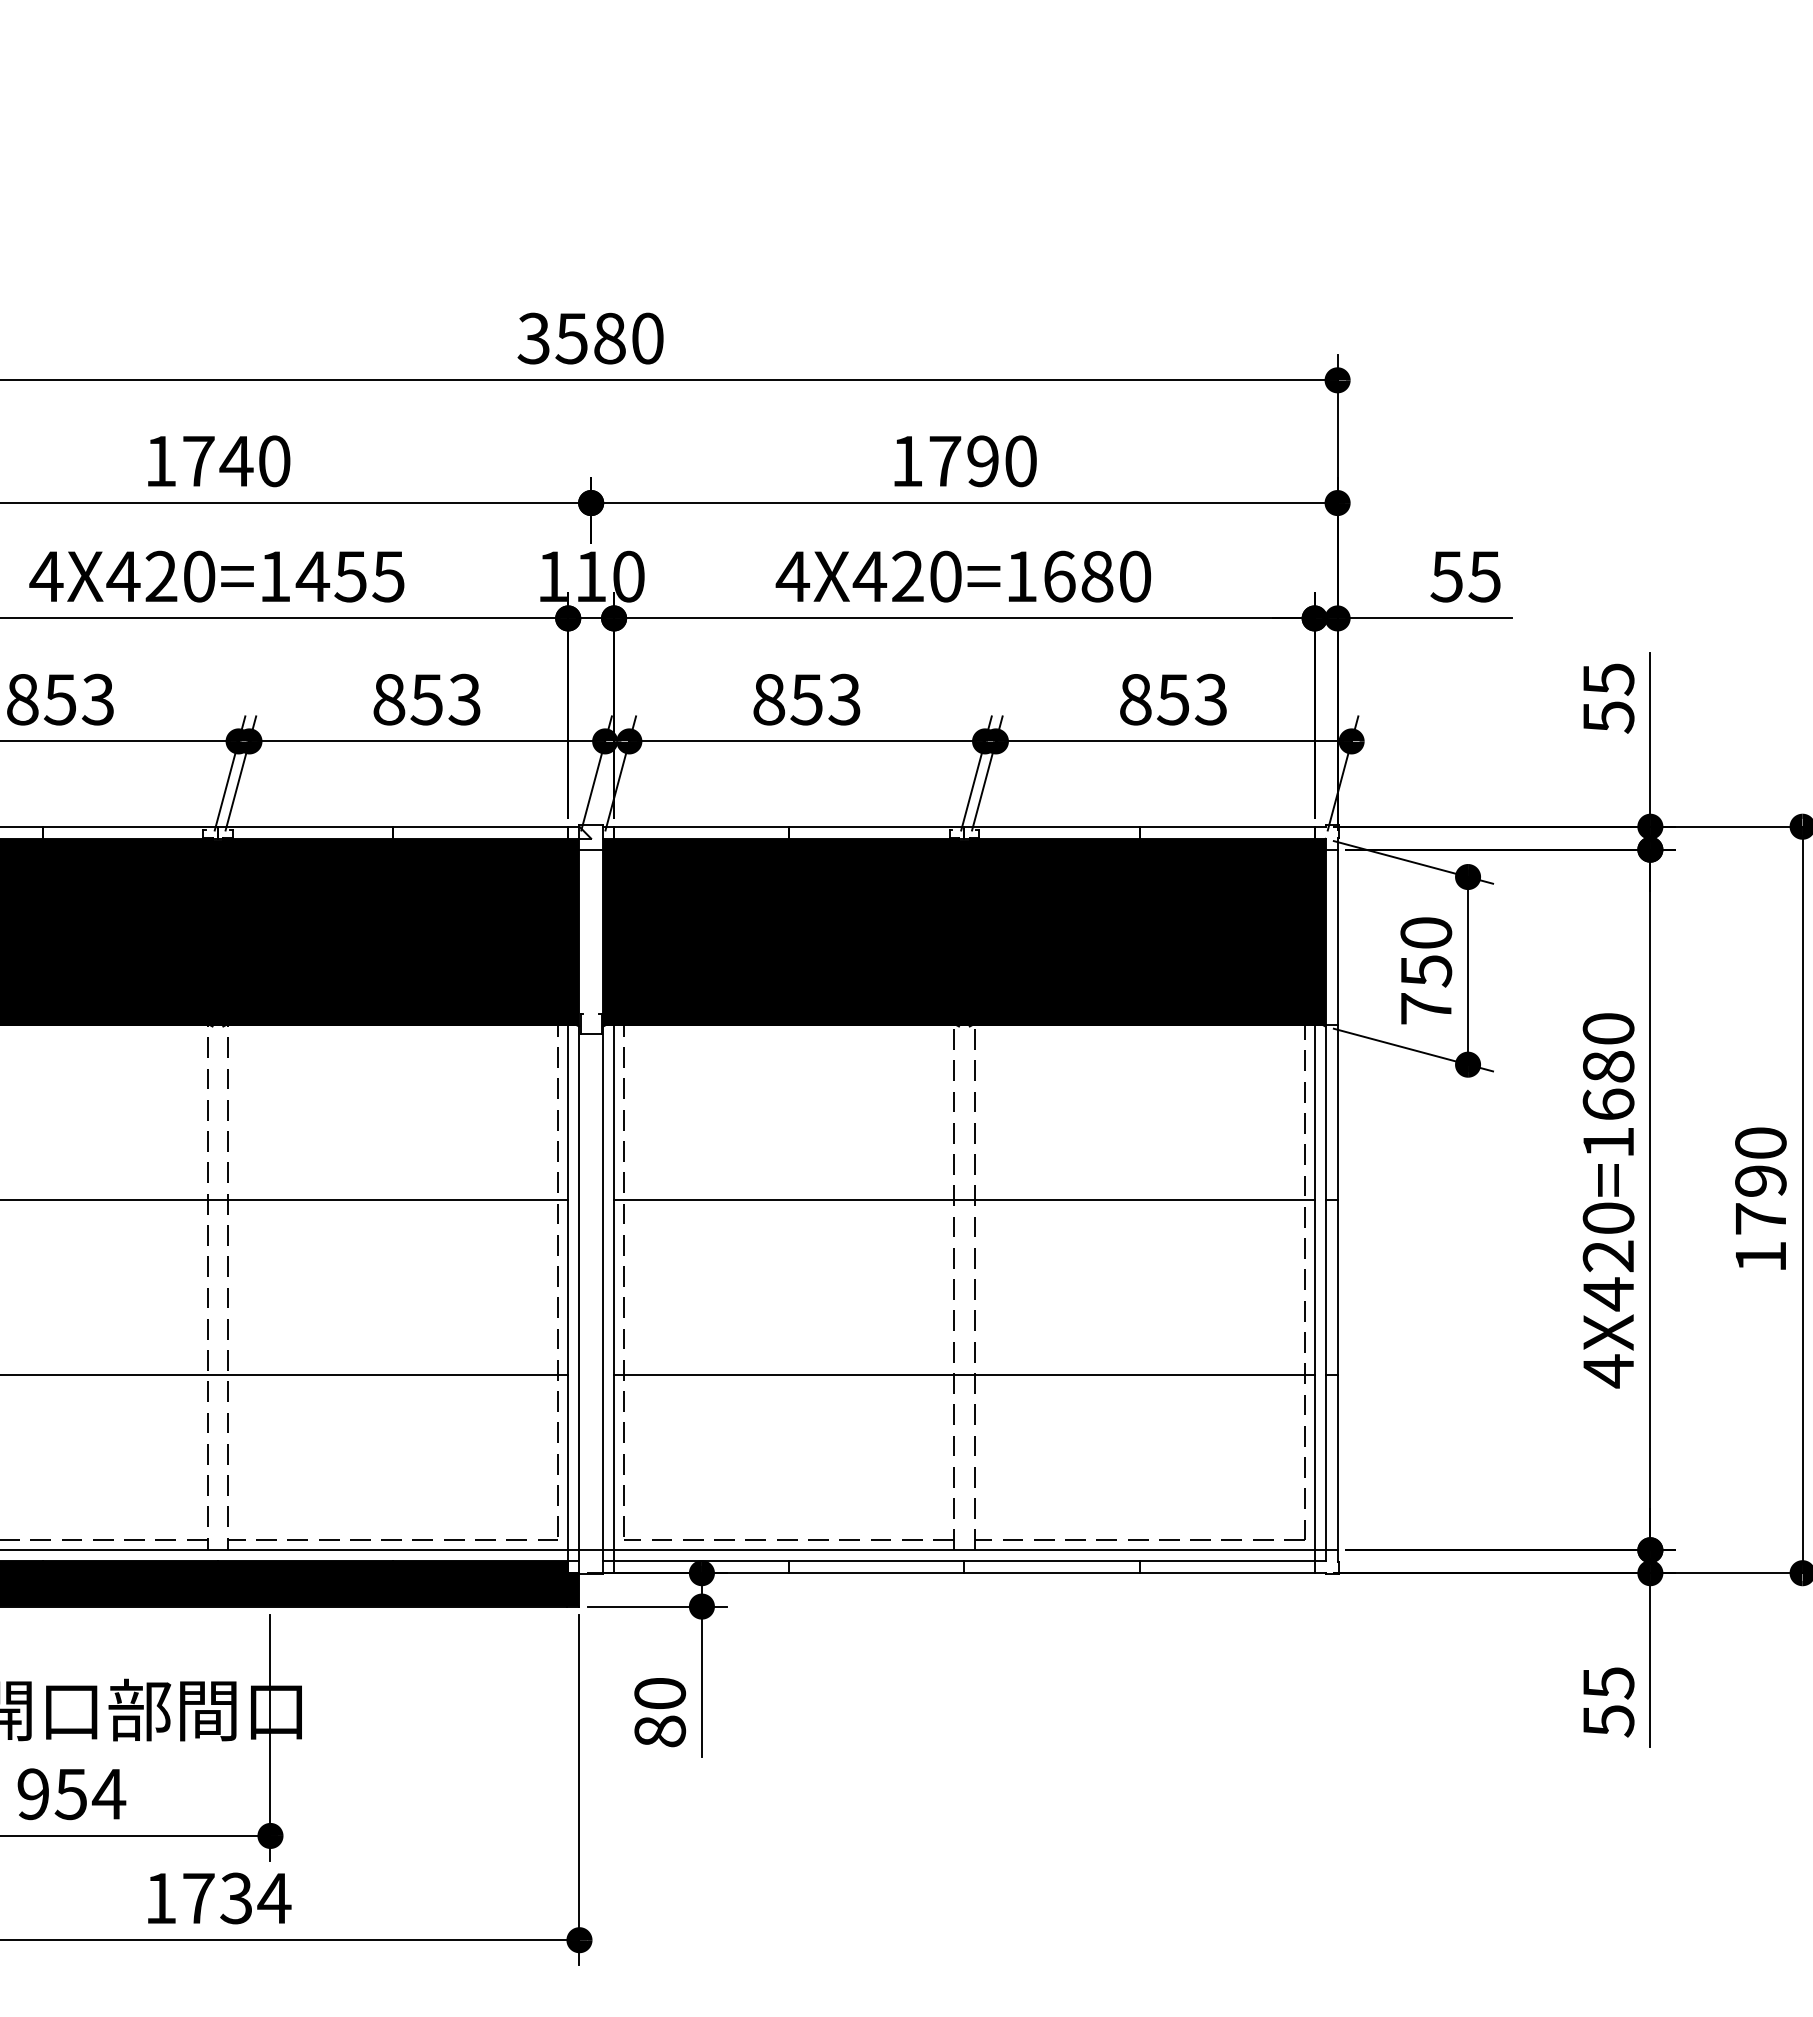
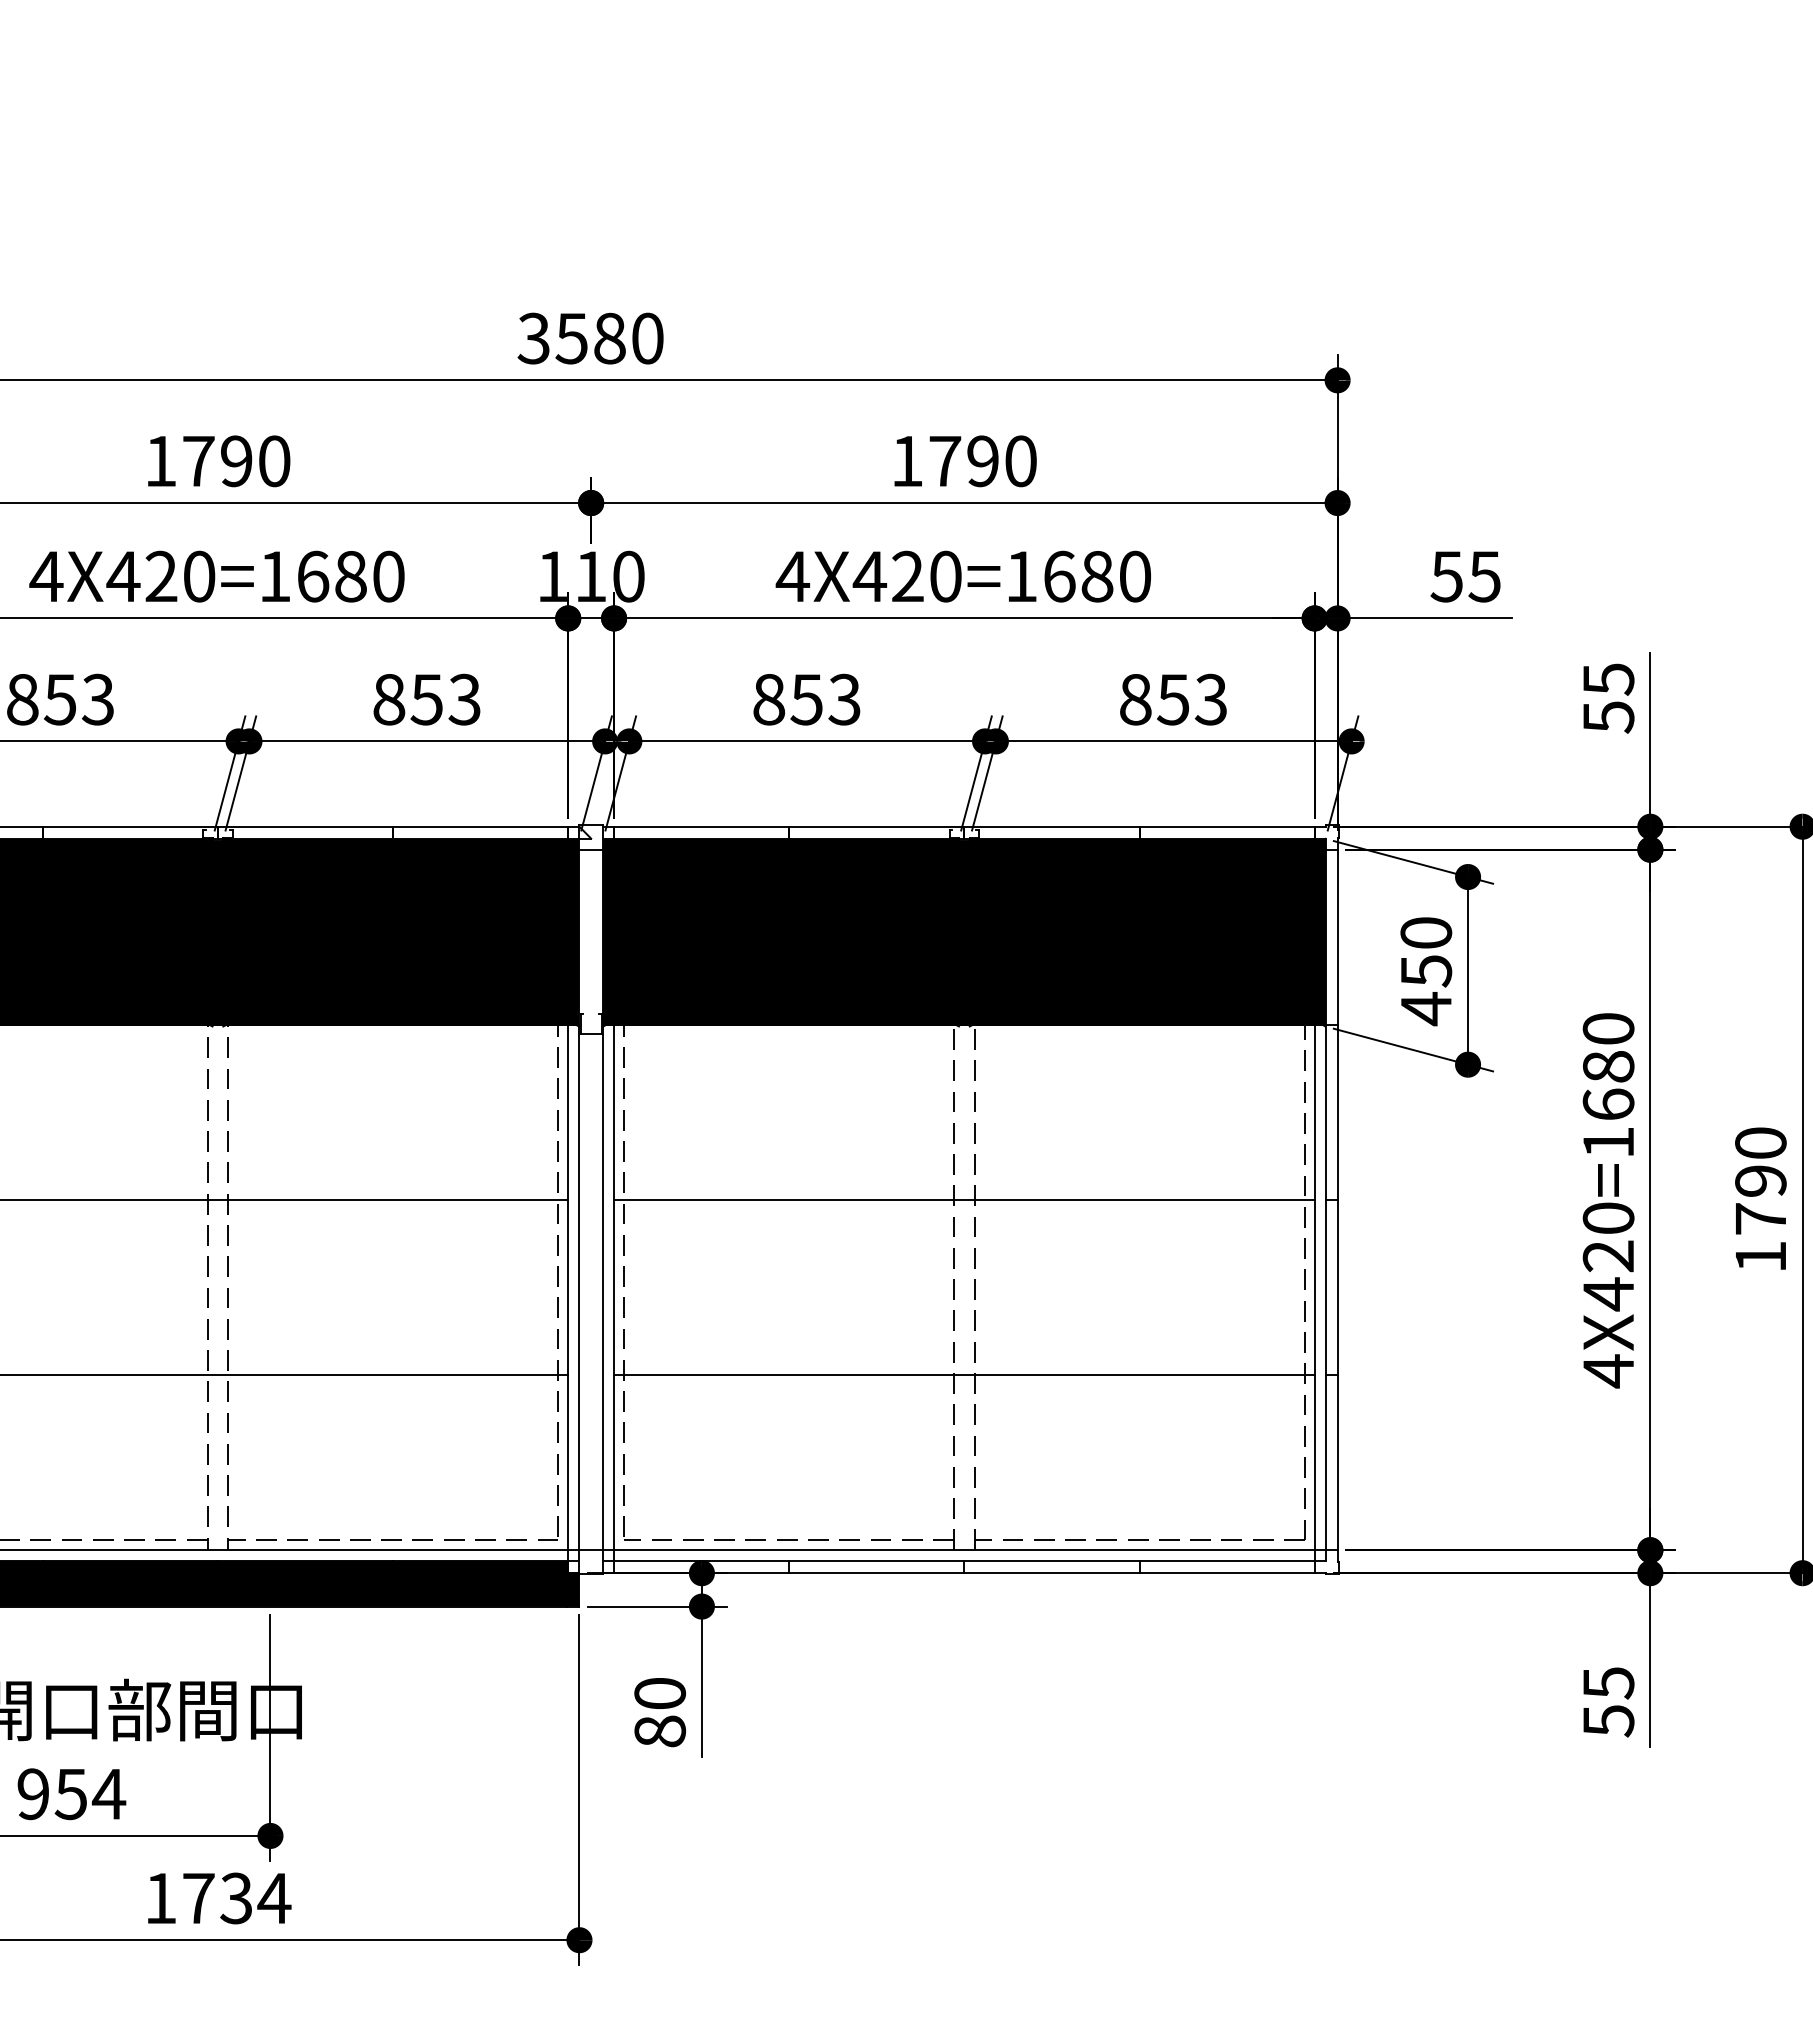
text: 1740 -> 1790 (236, 461)
text: 4X420=1455 -> 4X420=1680 (349, 576)
text: 750 -> 450 (1426, 1009)
